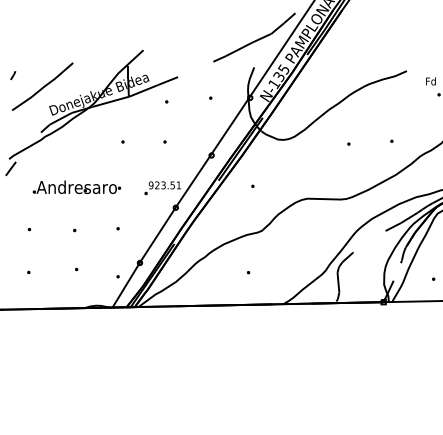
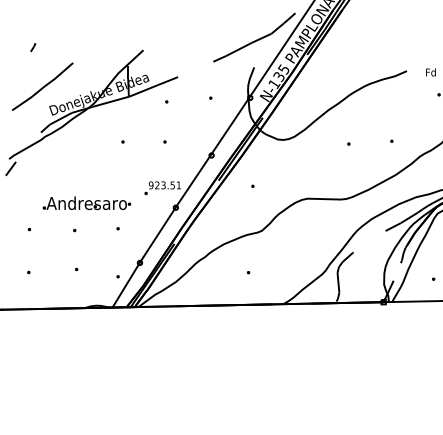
line position: (13, 75) -> (33, 47) (33, 47)
text position: (430, 81) -> (430, 72) (430, 72)
text position: (76, 187) -> (86, 203) (86, 203)
